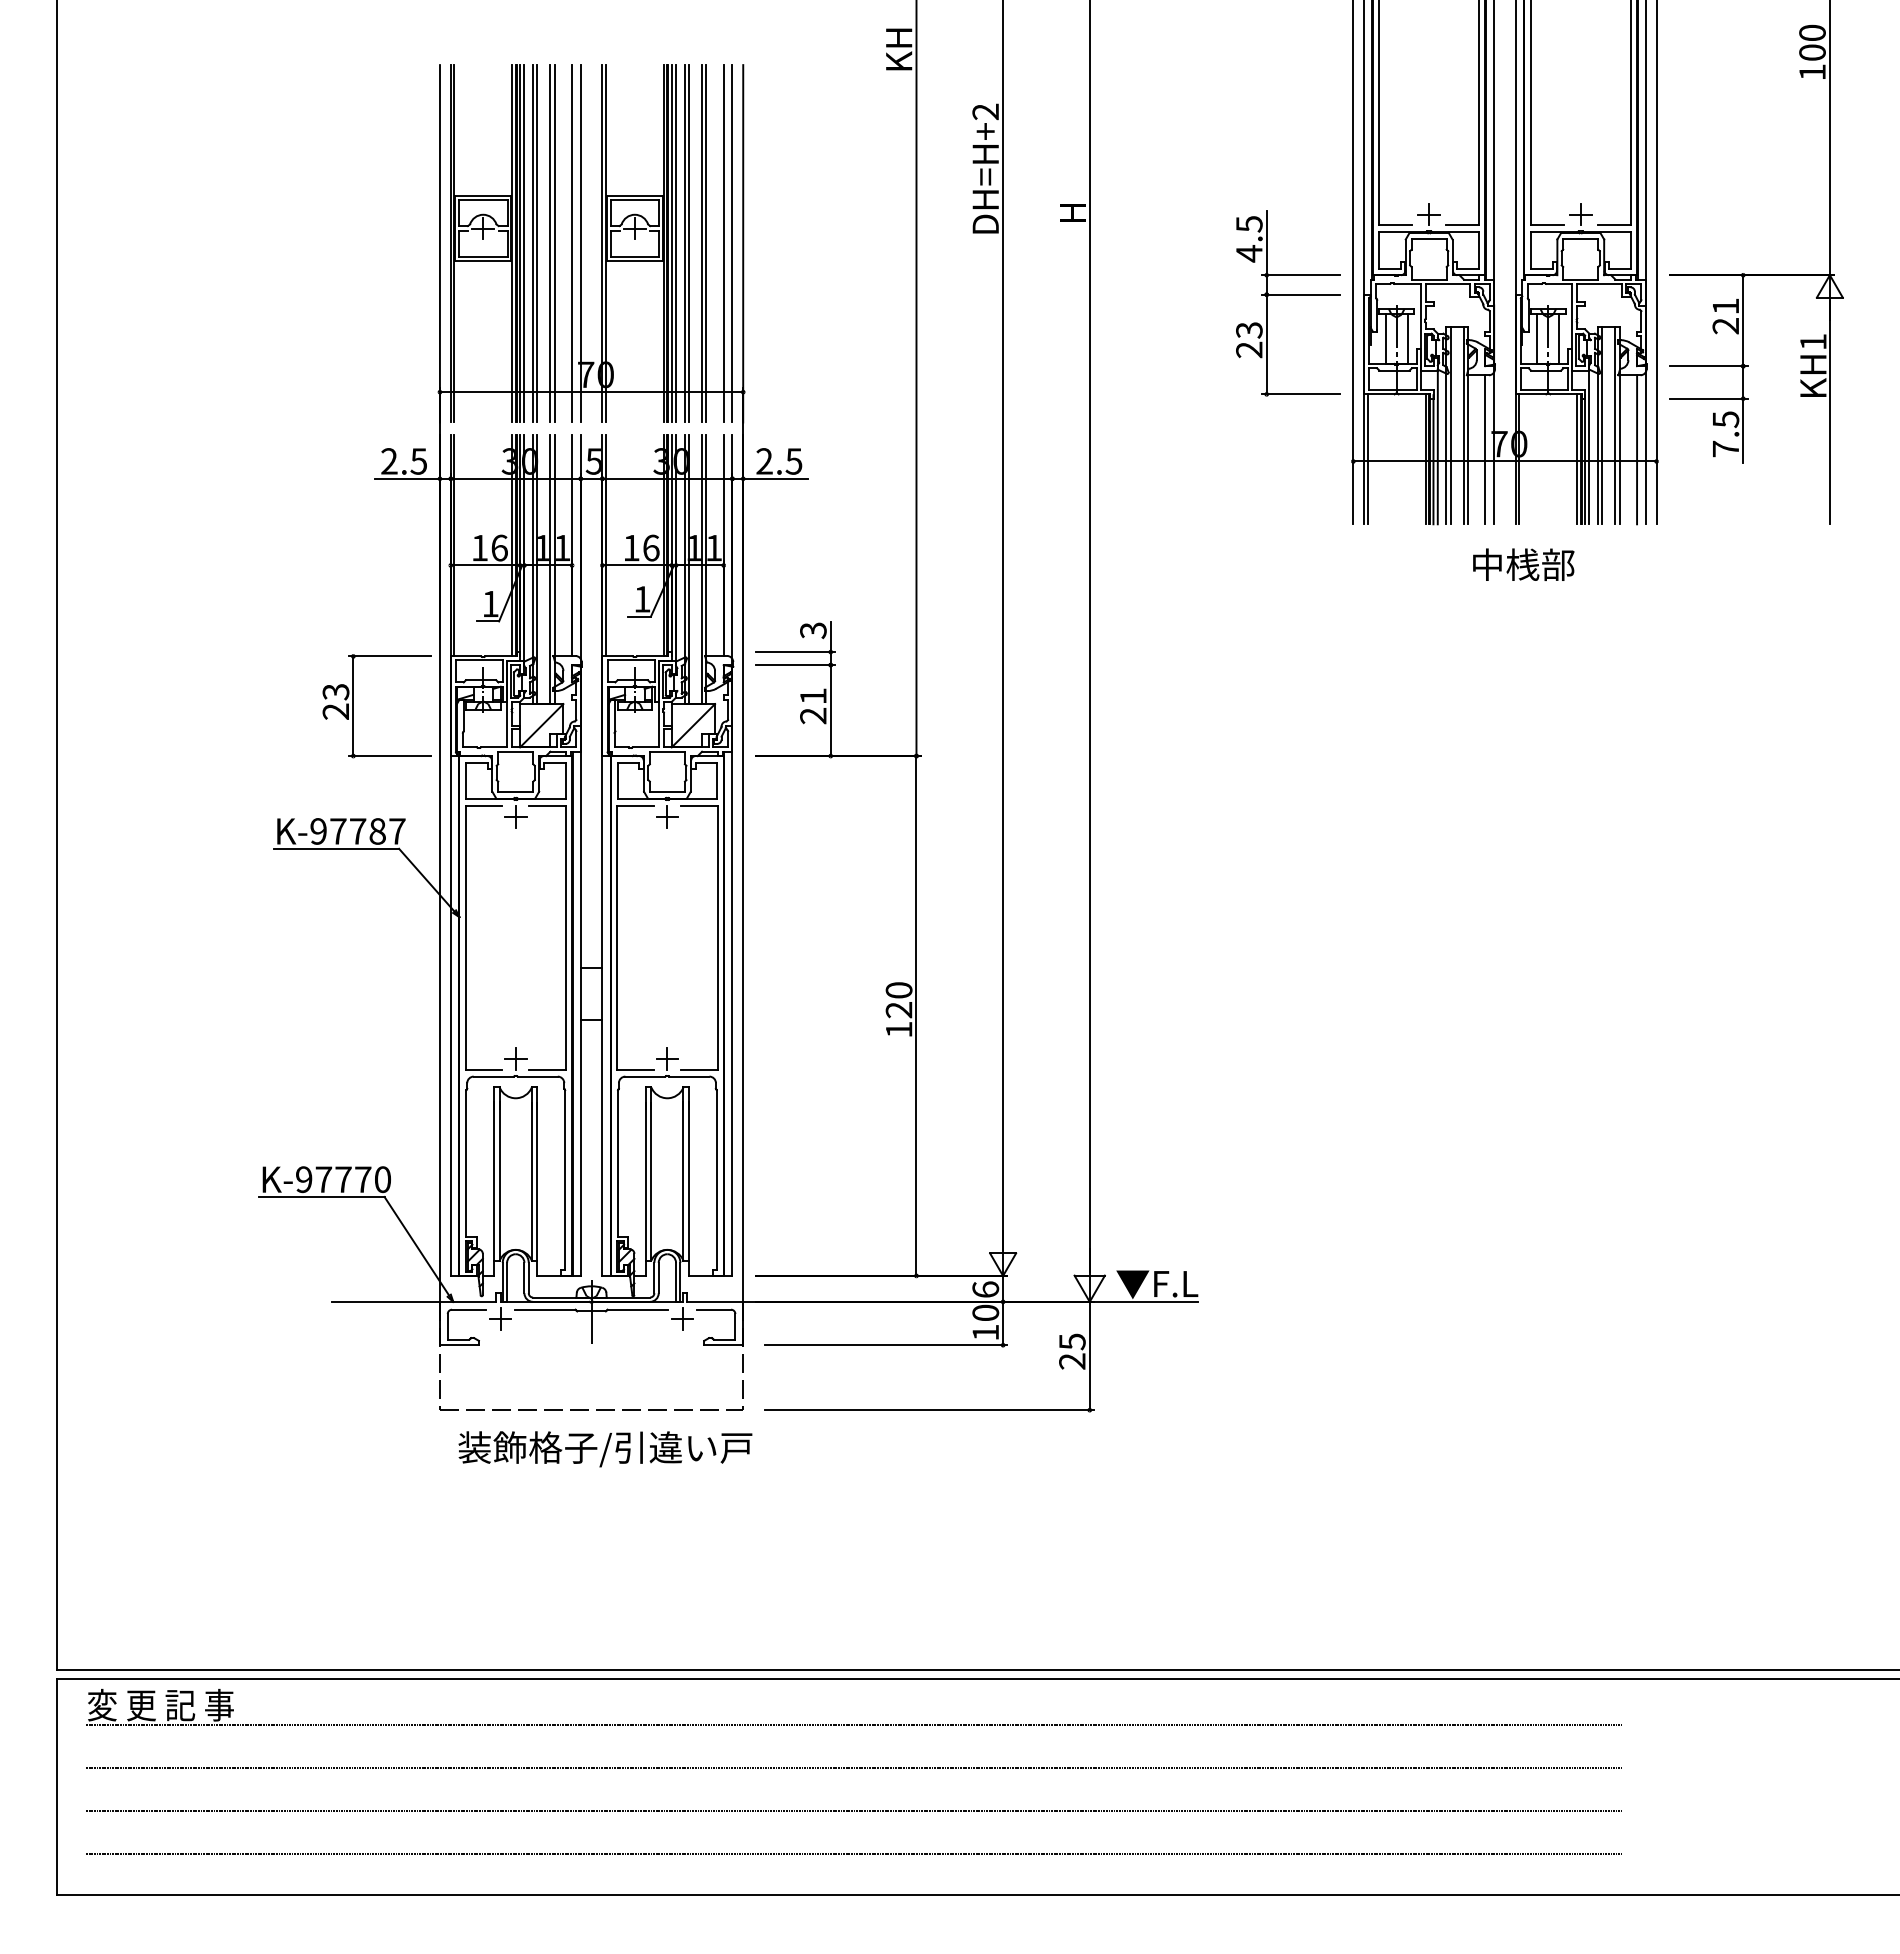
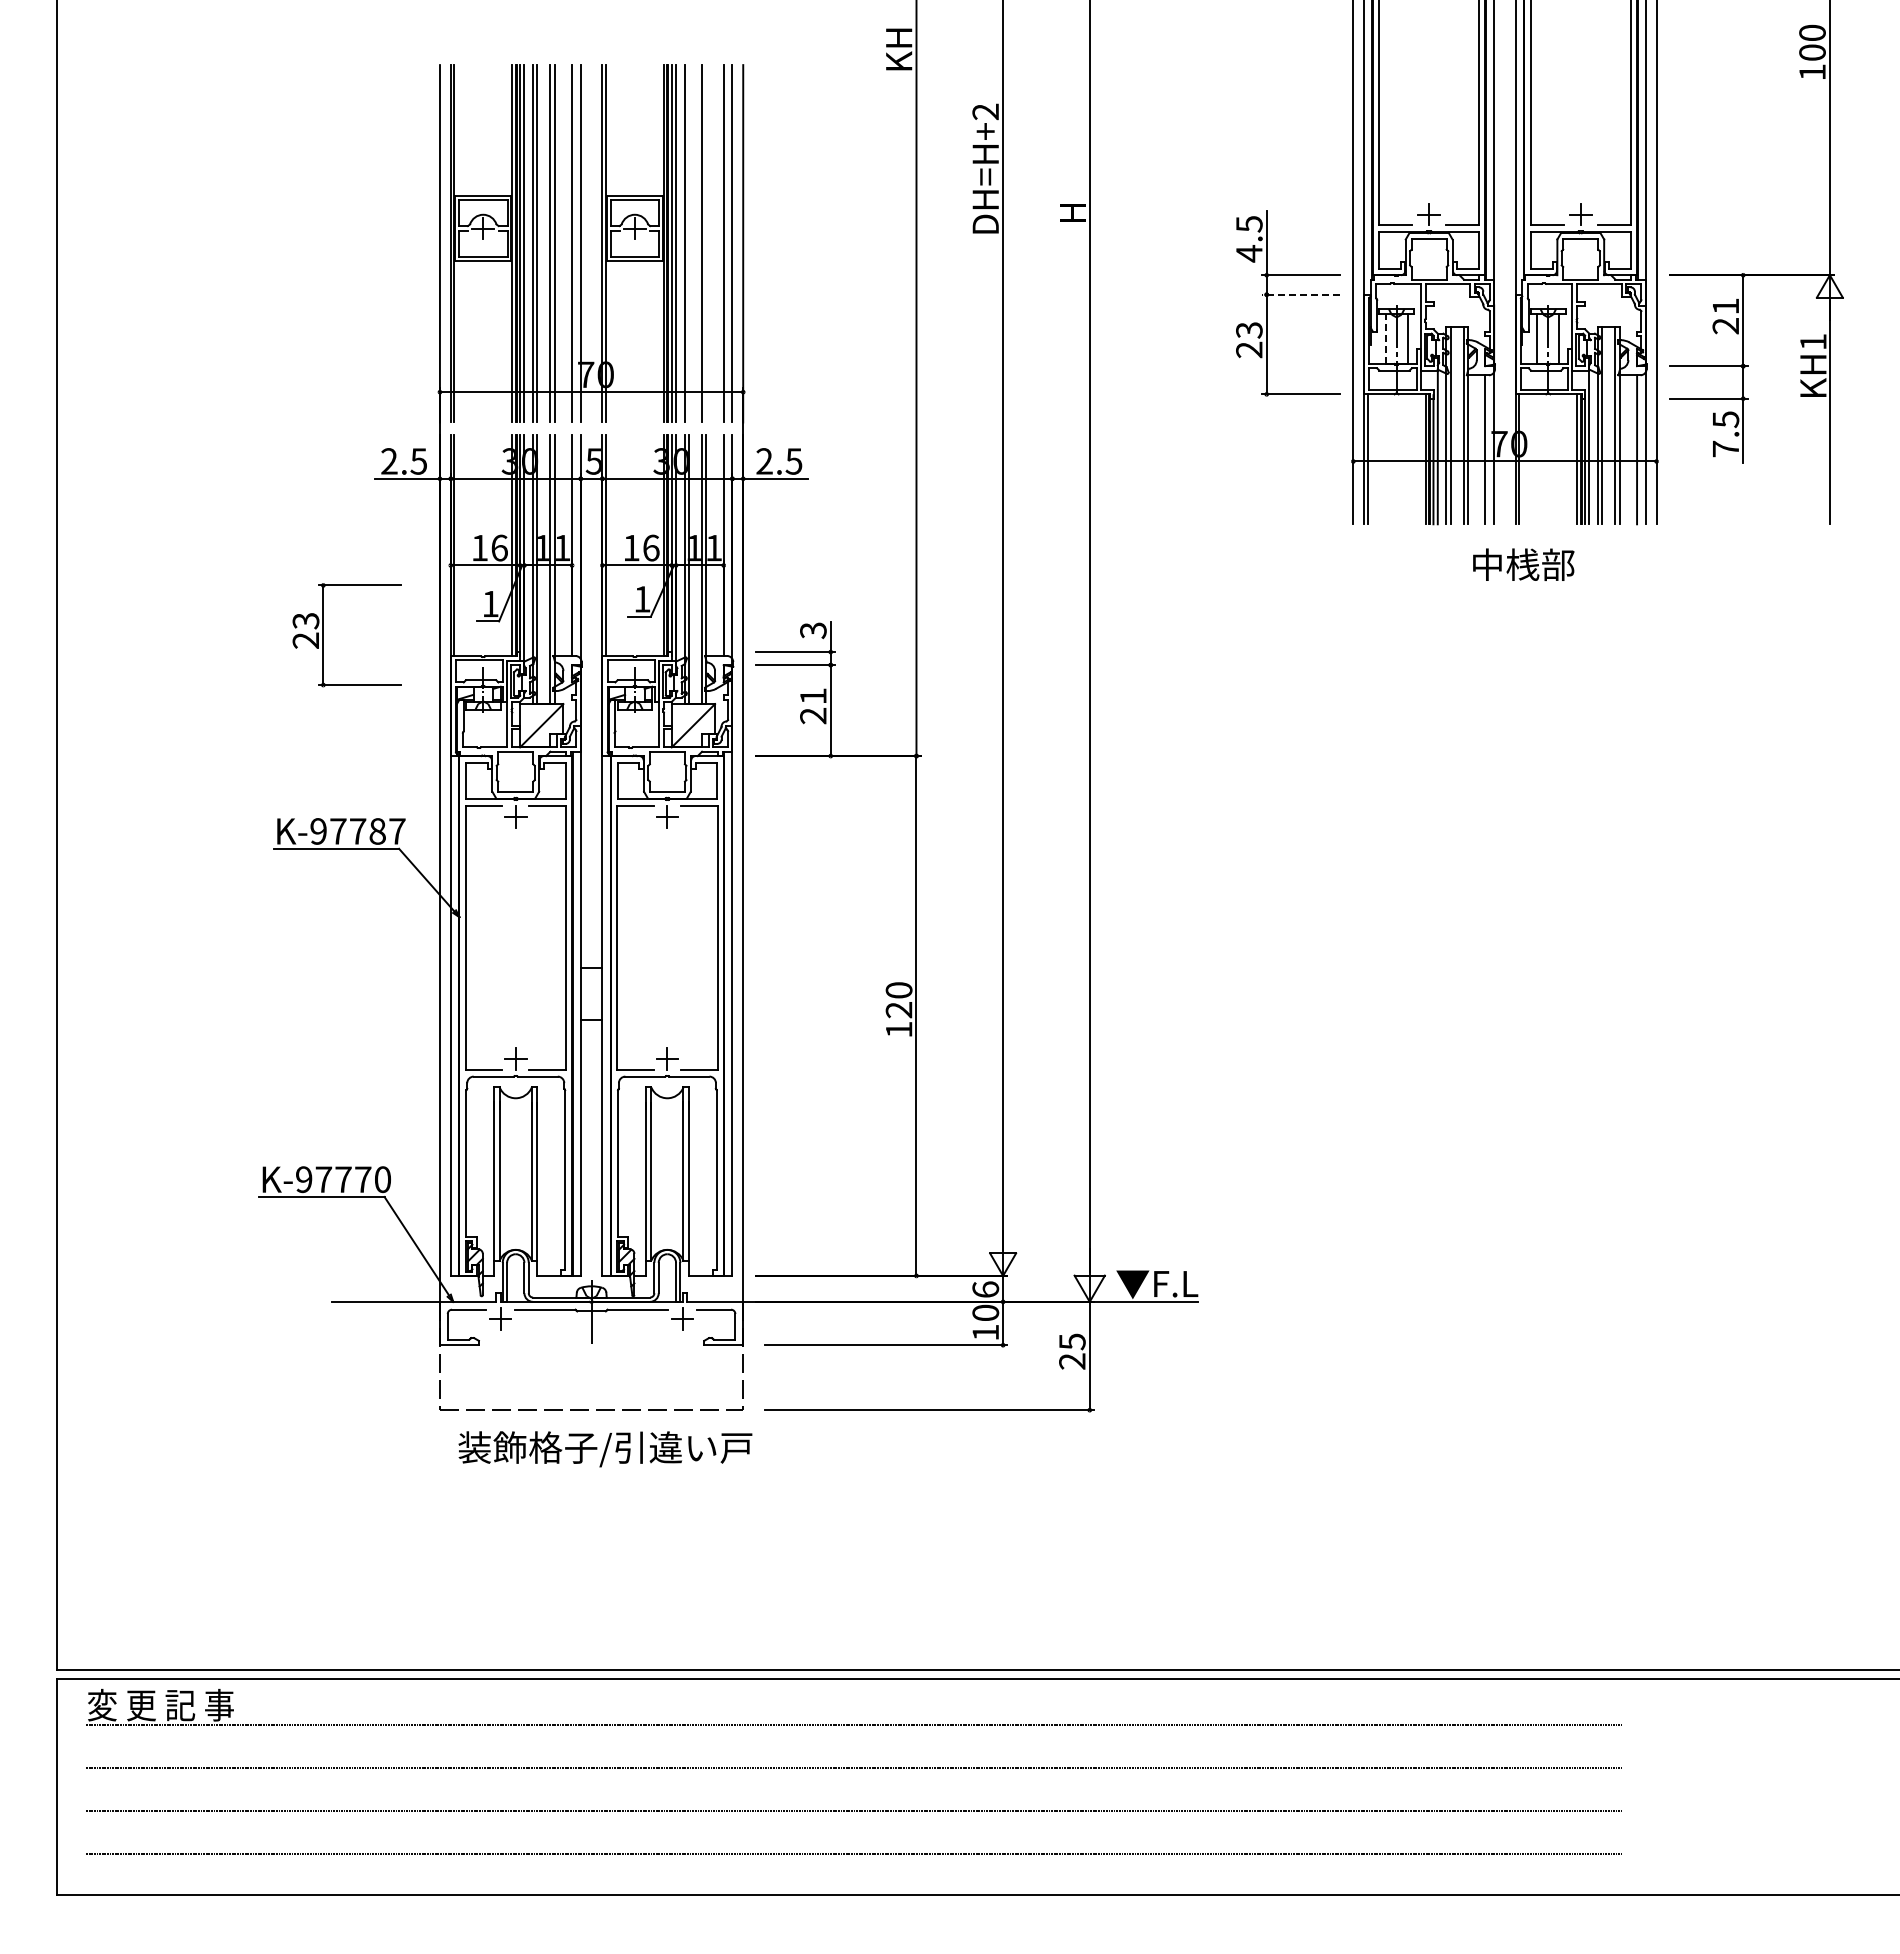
line: present -> none (689, 243)
line: present -> none (706, 243)
line: solid -> dashed (1301, 294)
line: solid -> dashed (1385, 339)
part position: (353, 706) -> (323, 635) (323, 635)
